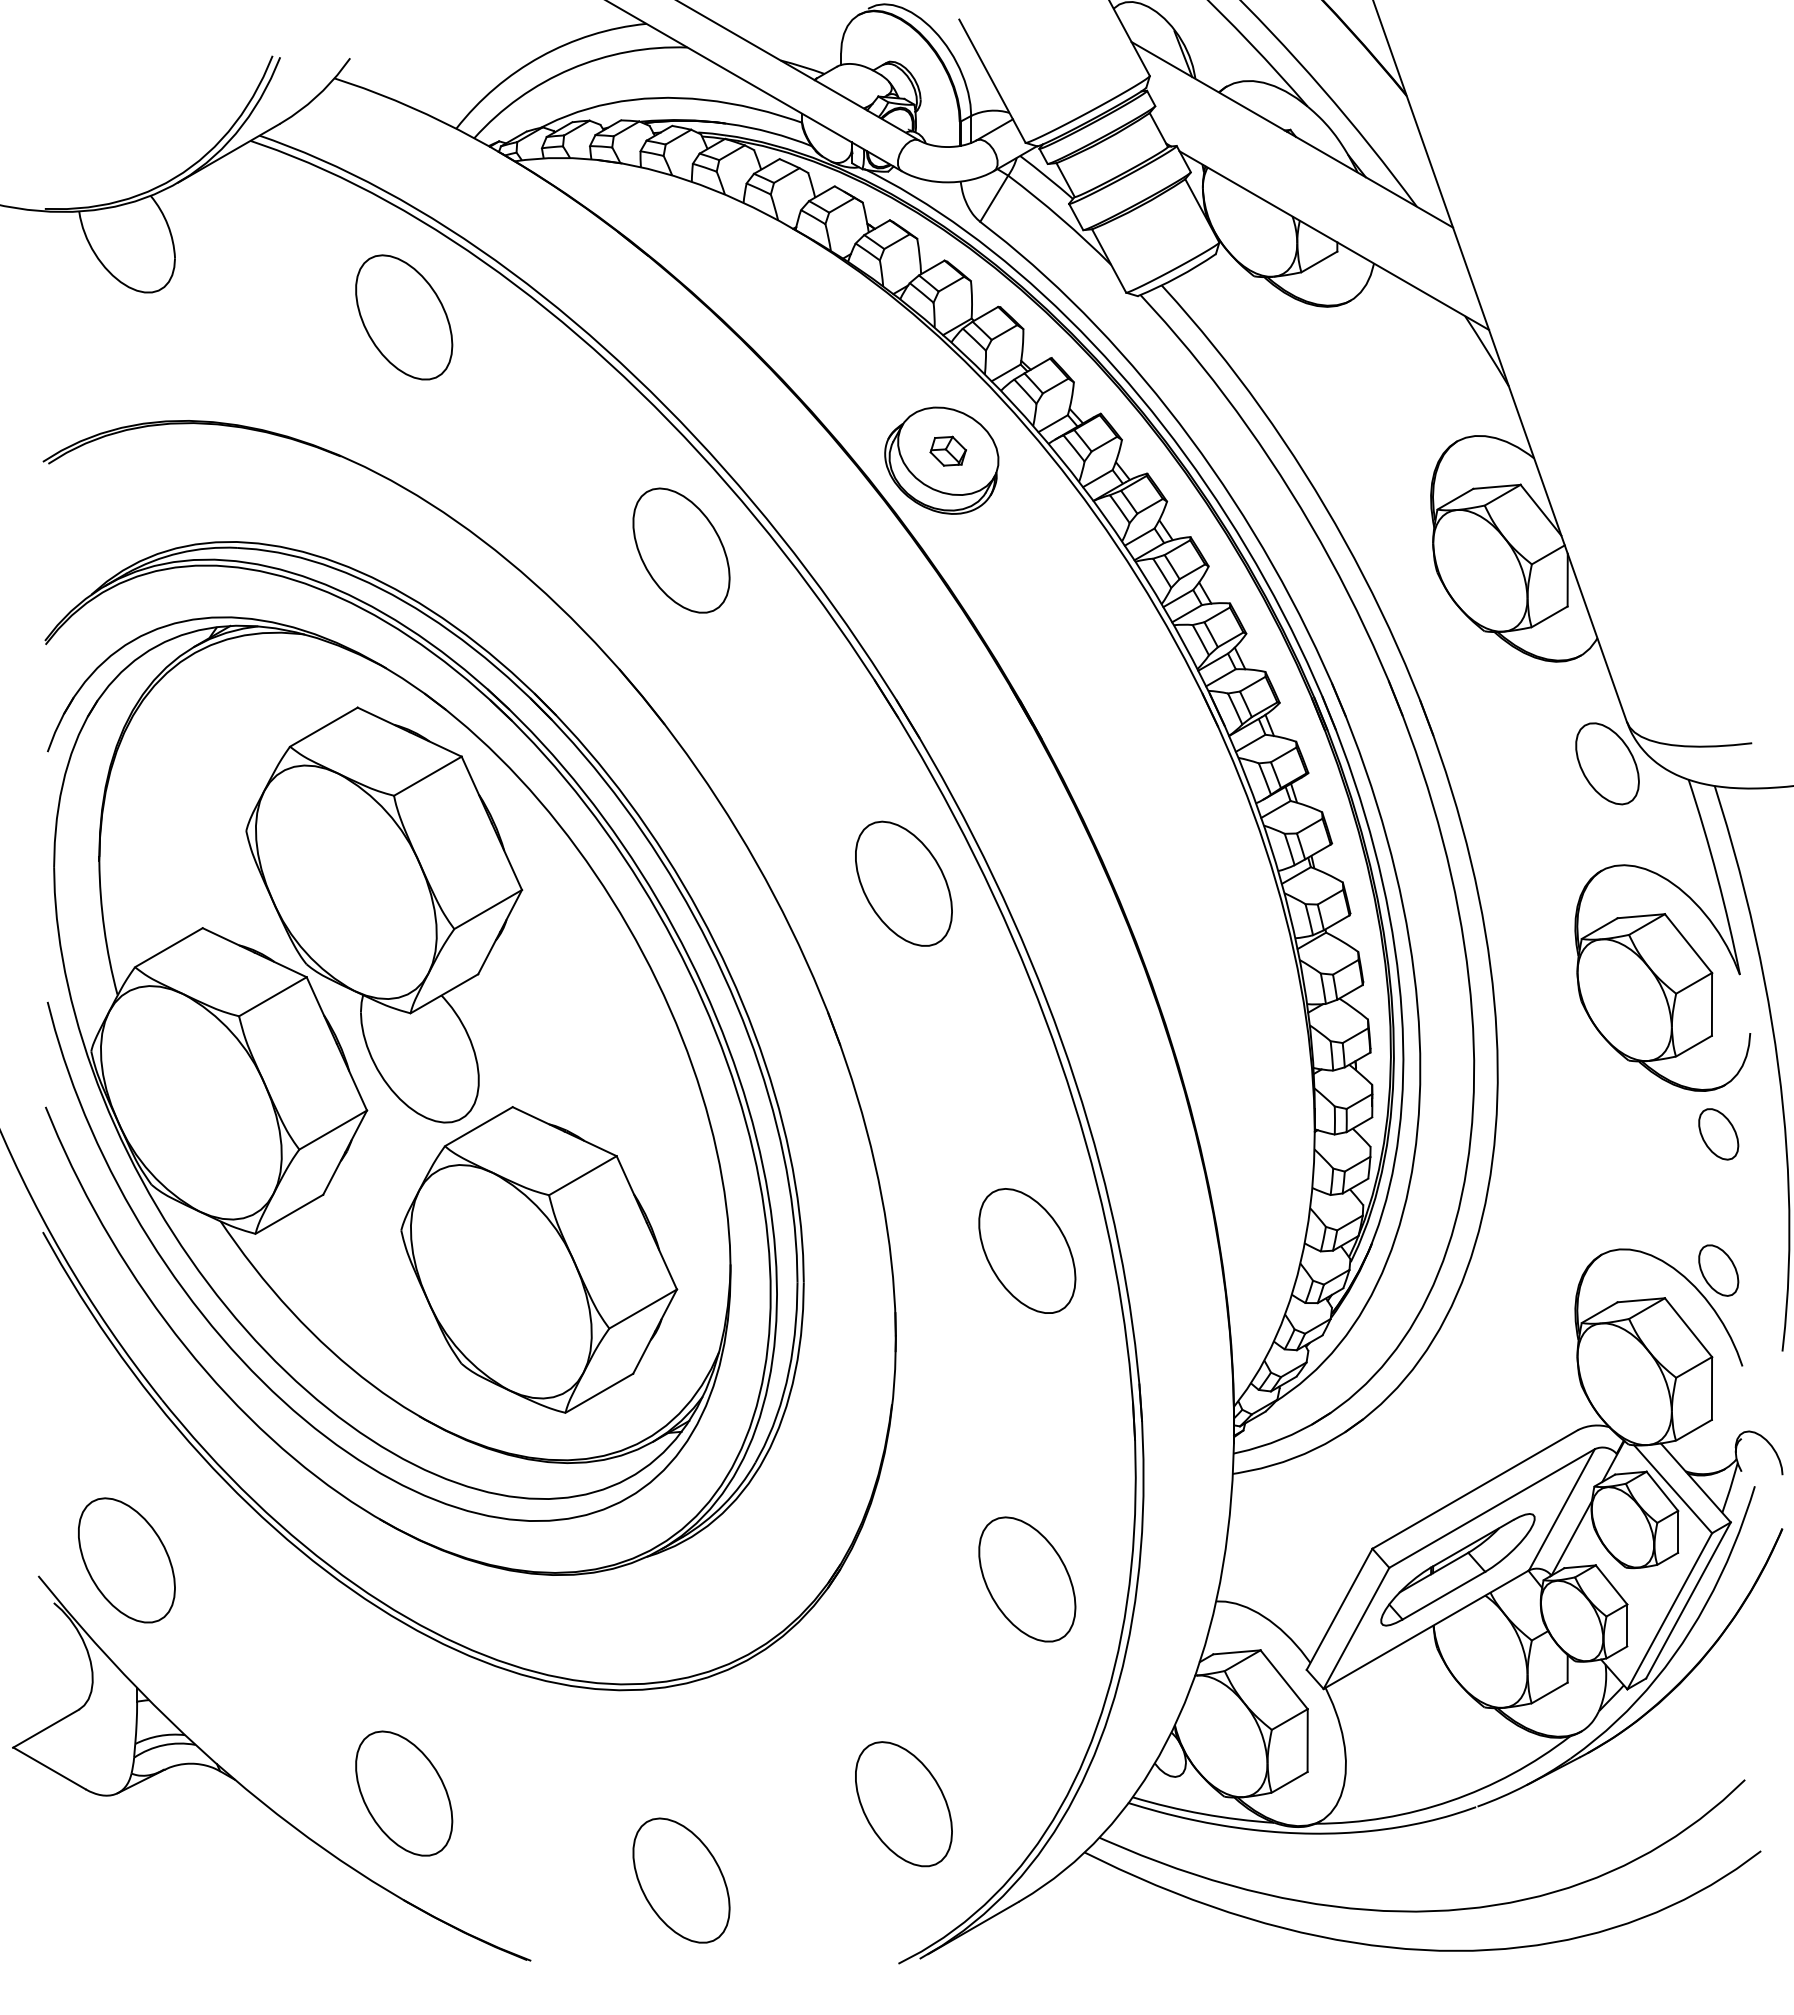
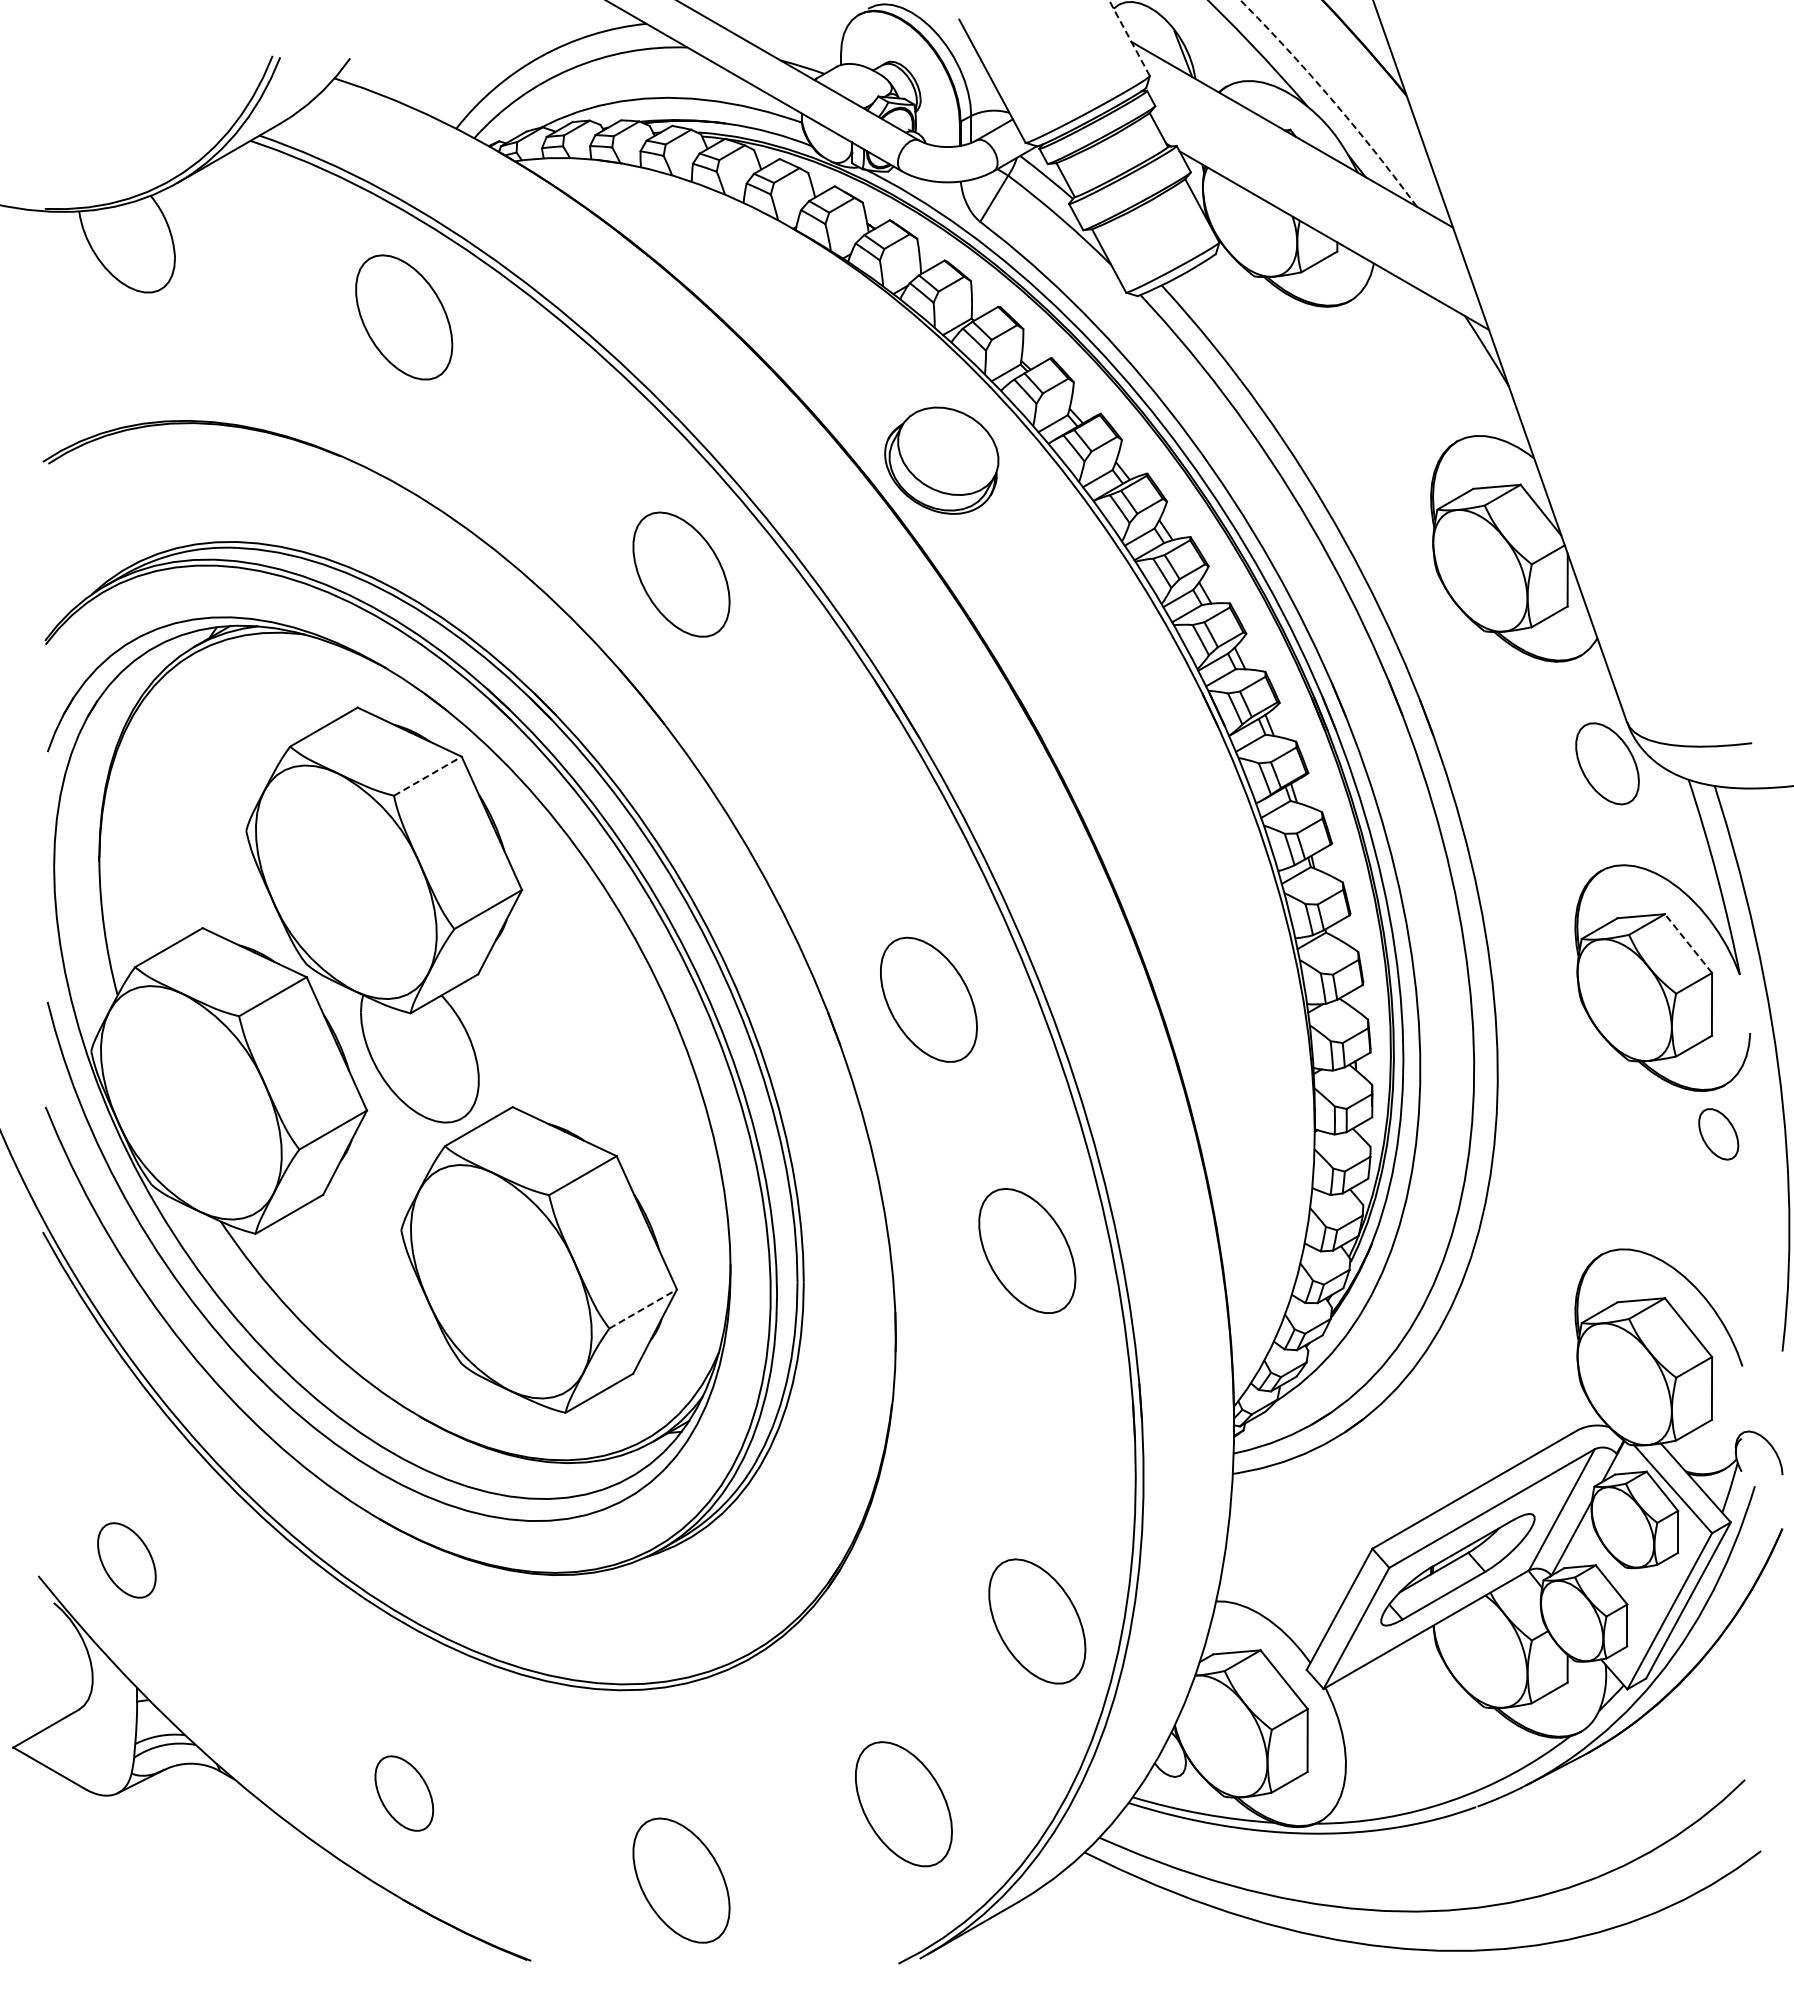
line: solid -> dashed (1129, 38)
arc: solid -> dashed (1331, 99)
part: present -> none (947, 450)
part position: (681, 550) -> (681, 574) (681, 574)
line: solid -> dashed (428, 775)
part position: (903, 883) -> (928, 999) (928, 999)
line: solid -> dashed (1688, 943)
part: present -> none (1718, 1270)
line: solid -> dashed (643, 1308)
part size: 98x127 px -> 60x77 px (126, 1560)
part position: (1027, 1579) -> (1037, 1621) (1037, 1621)
part size: 99x127 px -> 61x77 px (404, 1793)
